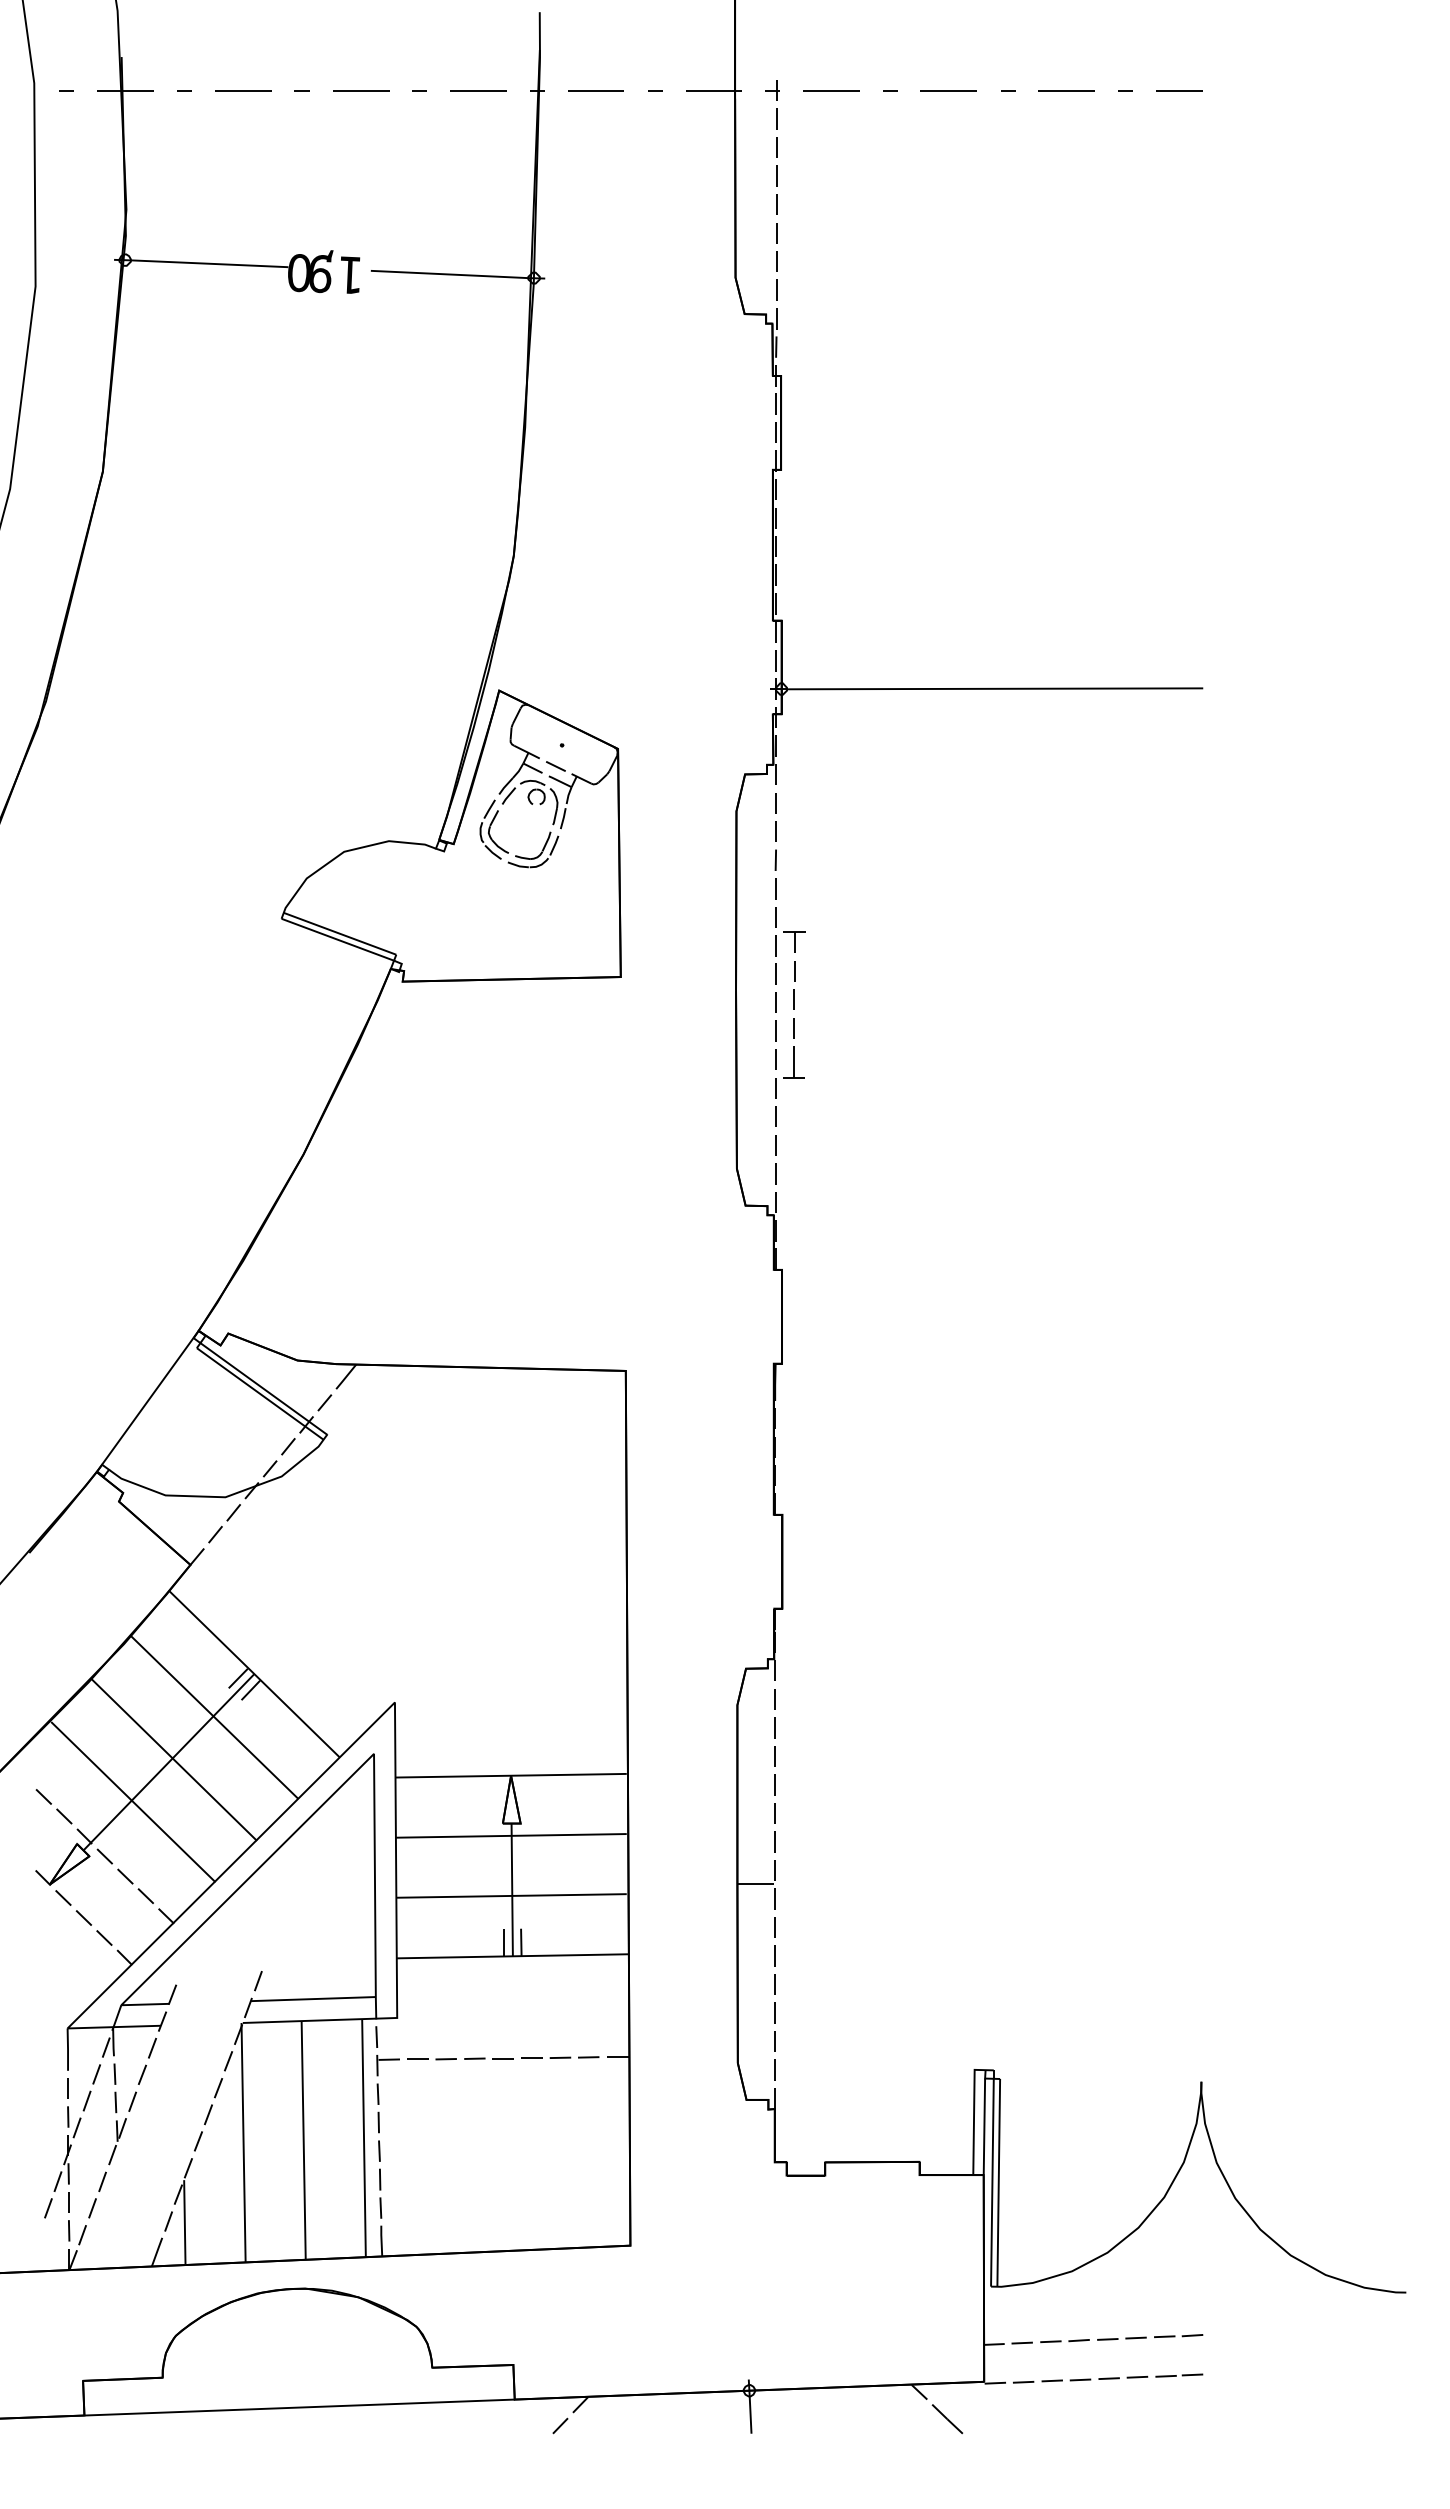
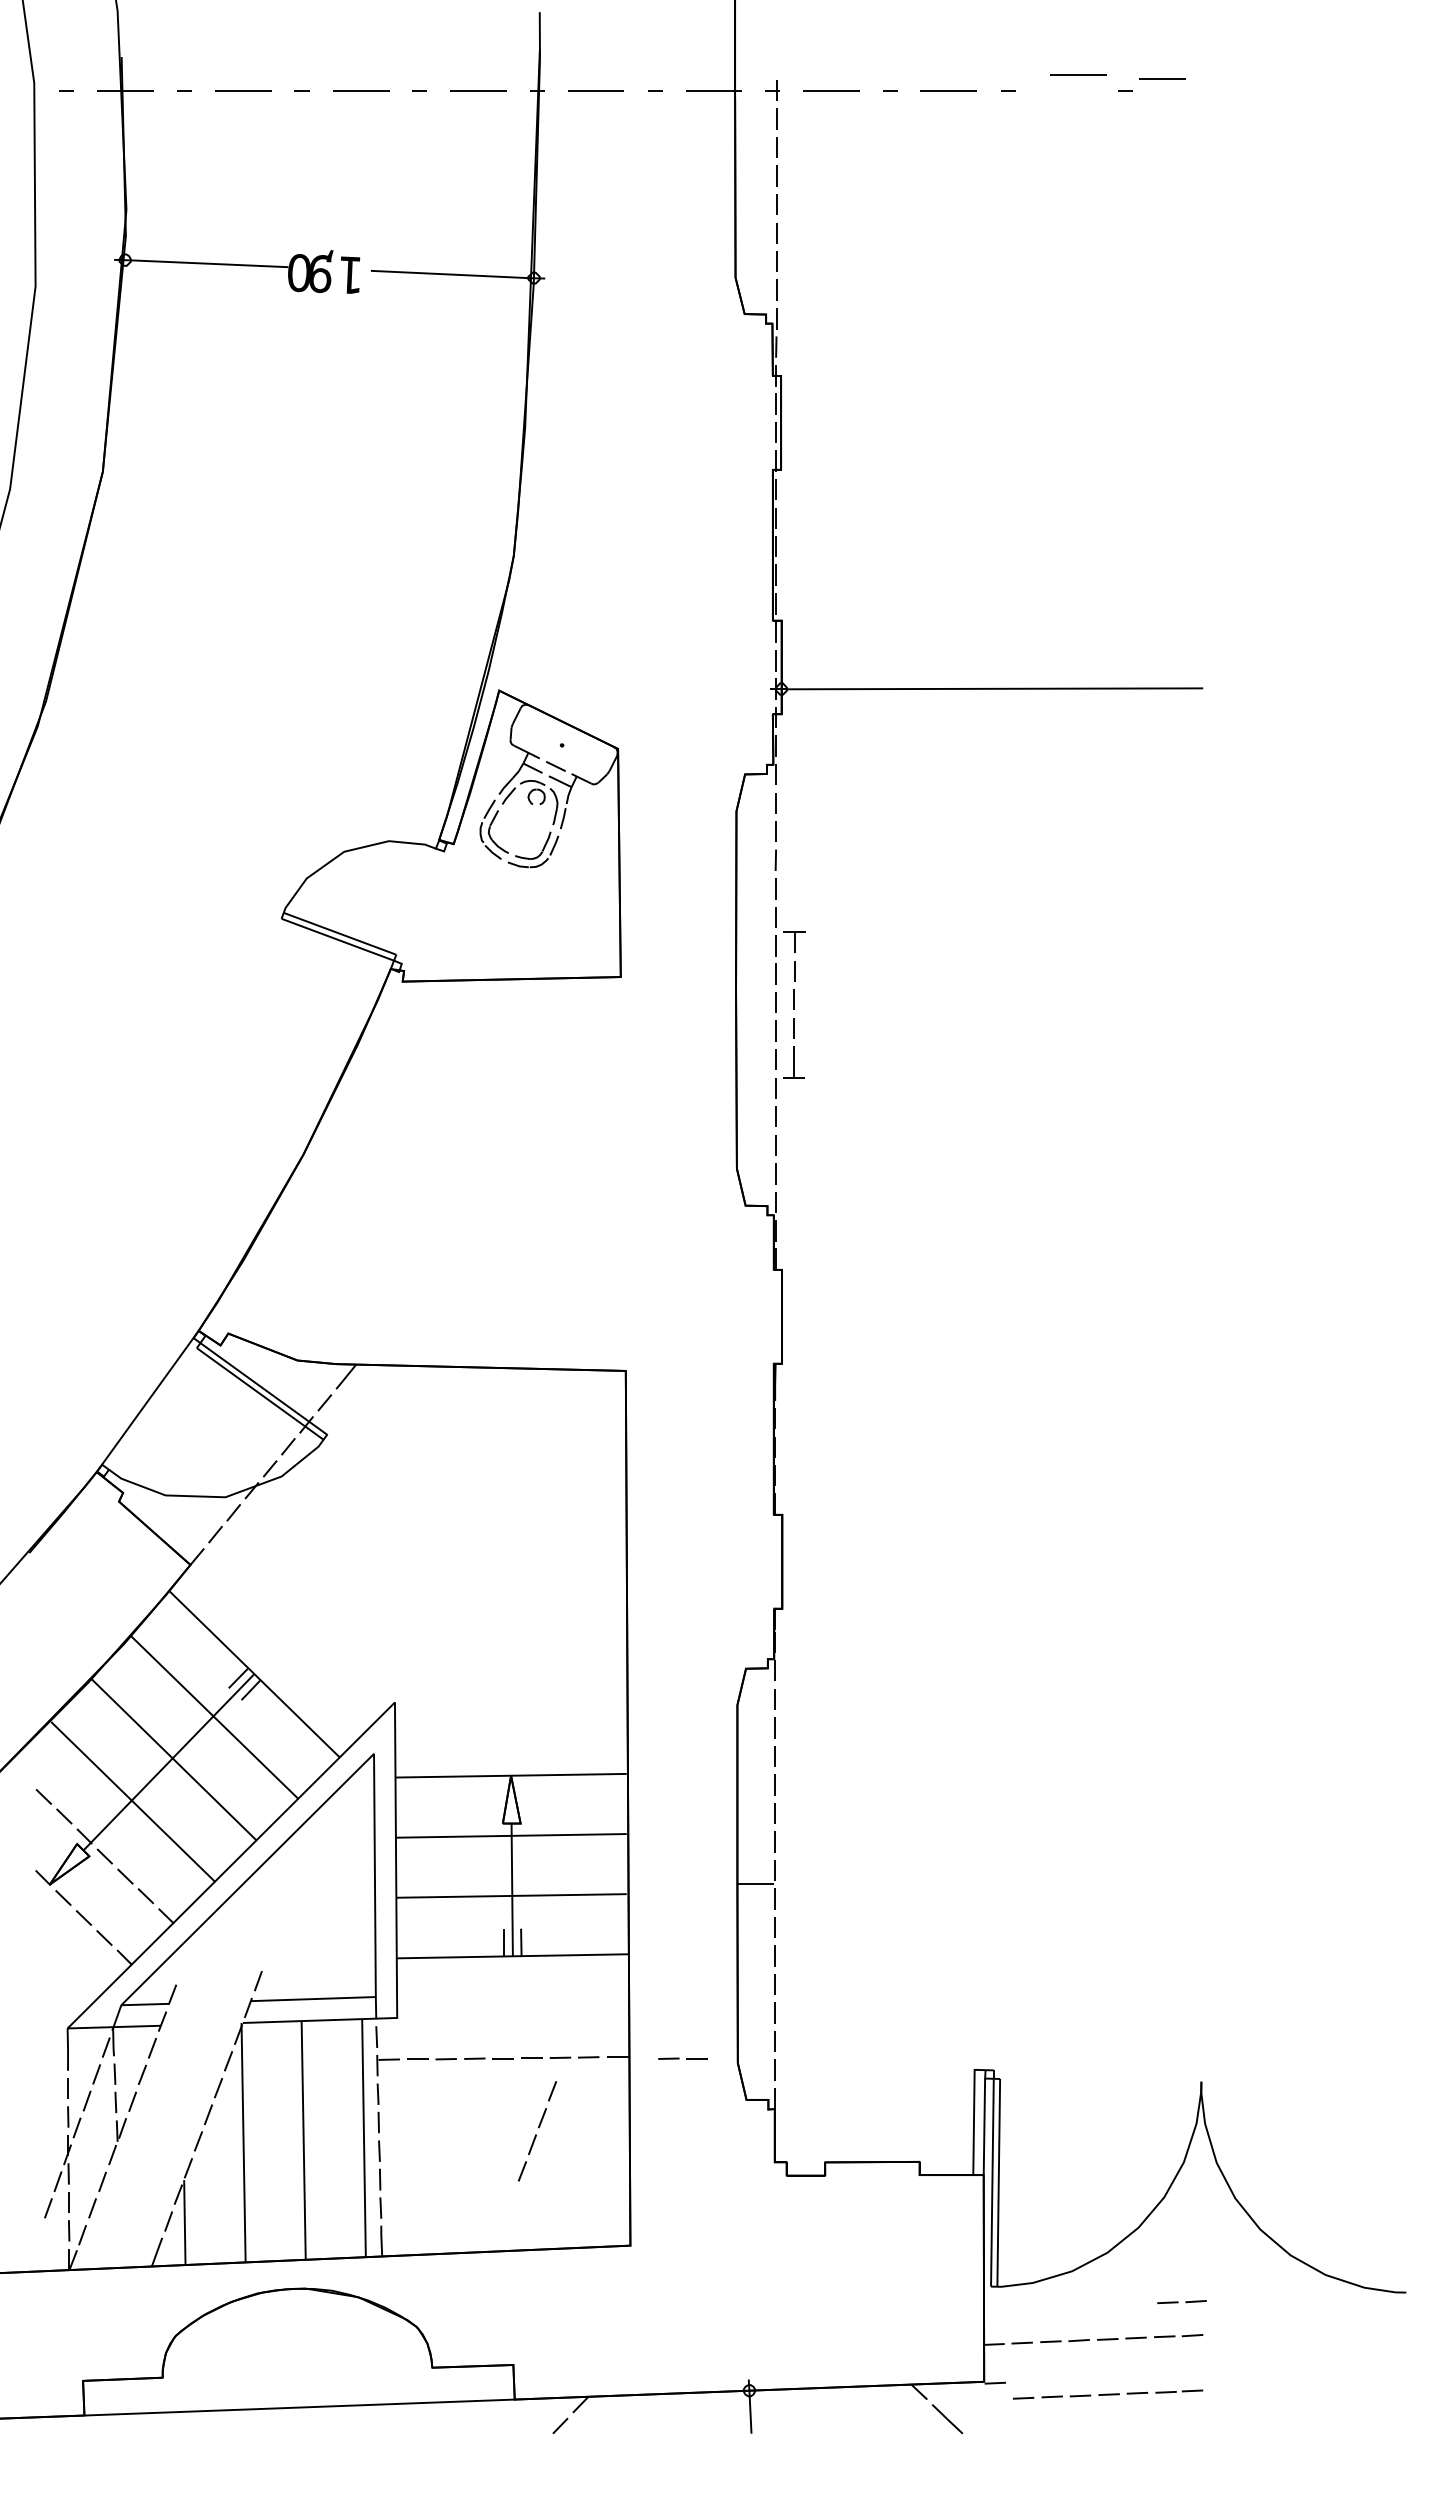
line position: (1066, 90) -> (1078, 74) (1078, 74)
line position: (1179, 90) -> (1162, 78) (1162, 78)
line: none -> present (679, 2058)
part: none -> present (537, 2131)
part: none -> present (1181, 2301)
part position: (1108, 2378) -> (1108, 2394) (1108, 2394)
